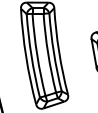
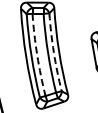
arc: solid -> dashed (53, 52)
arc: solid -> dashed (37, 55)
